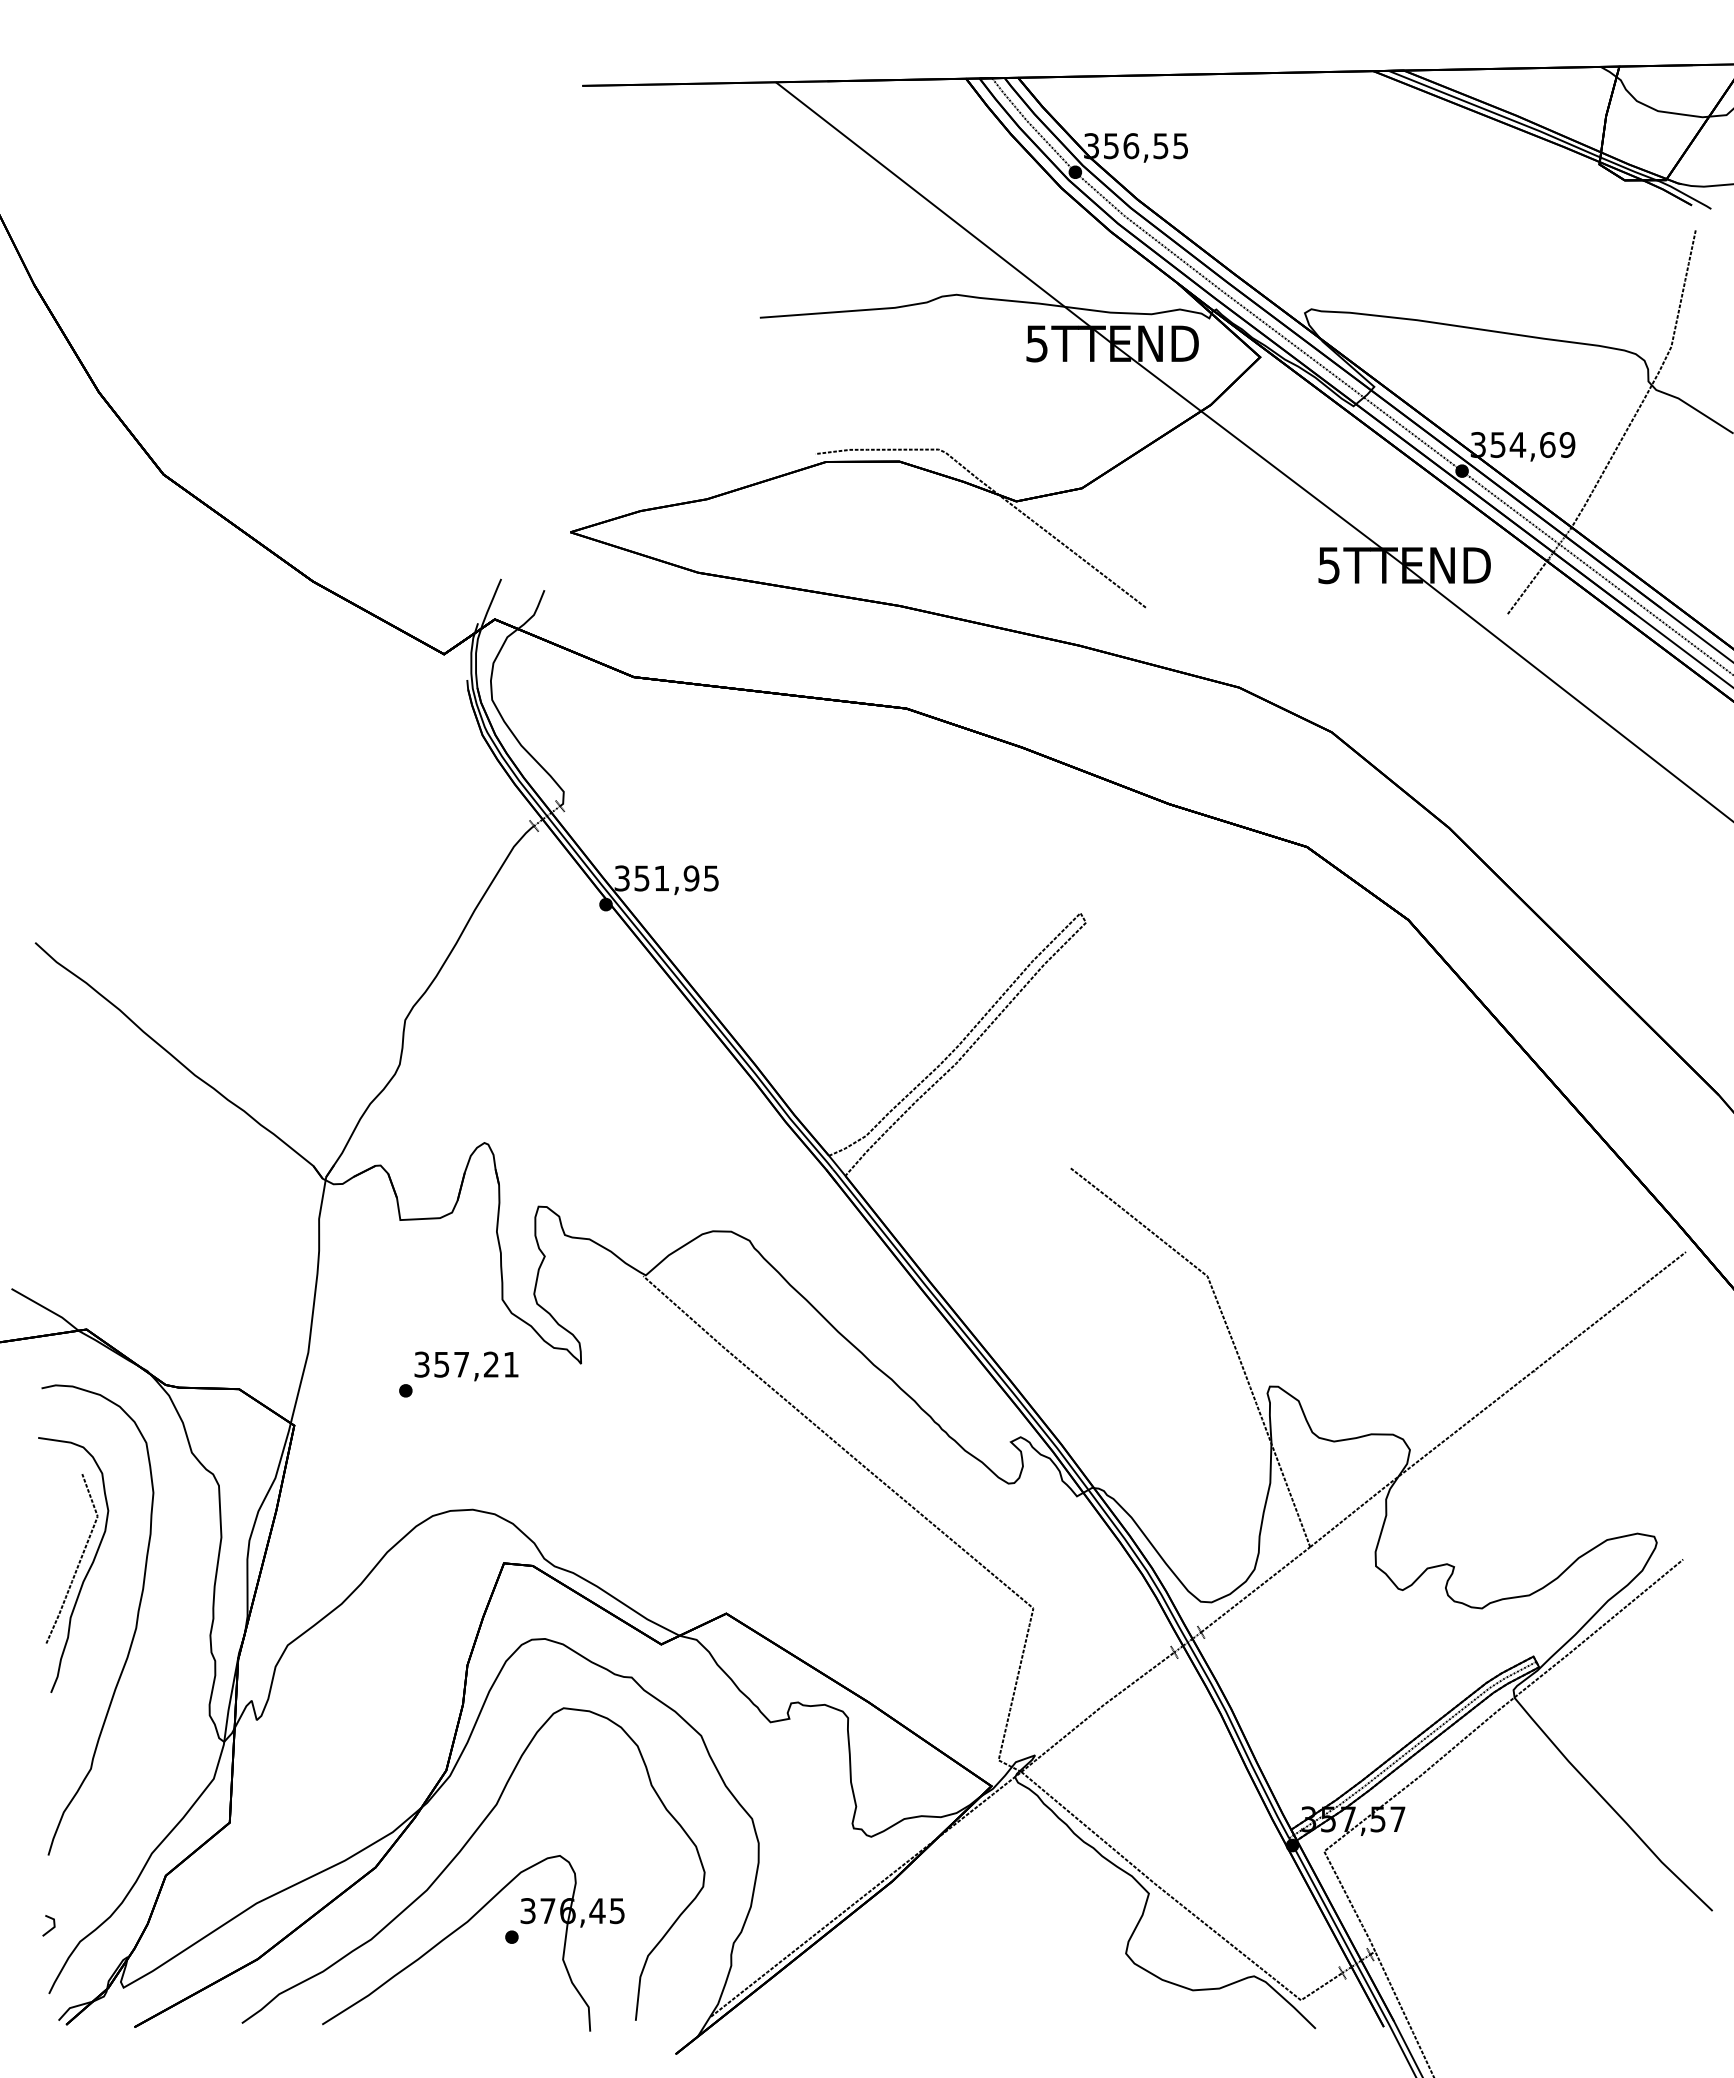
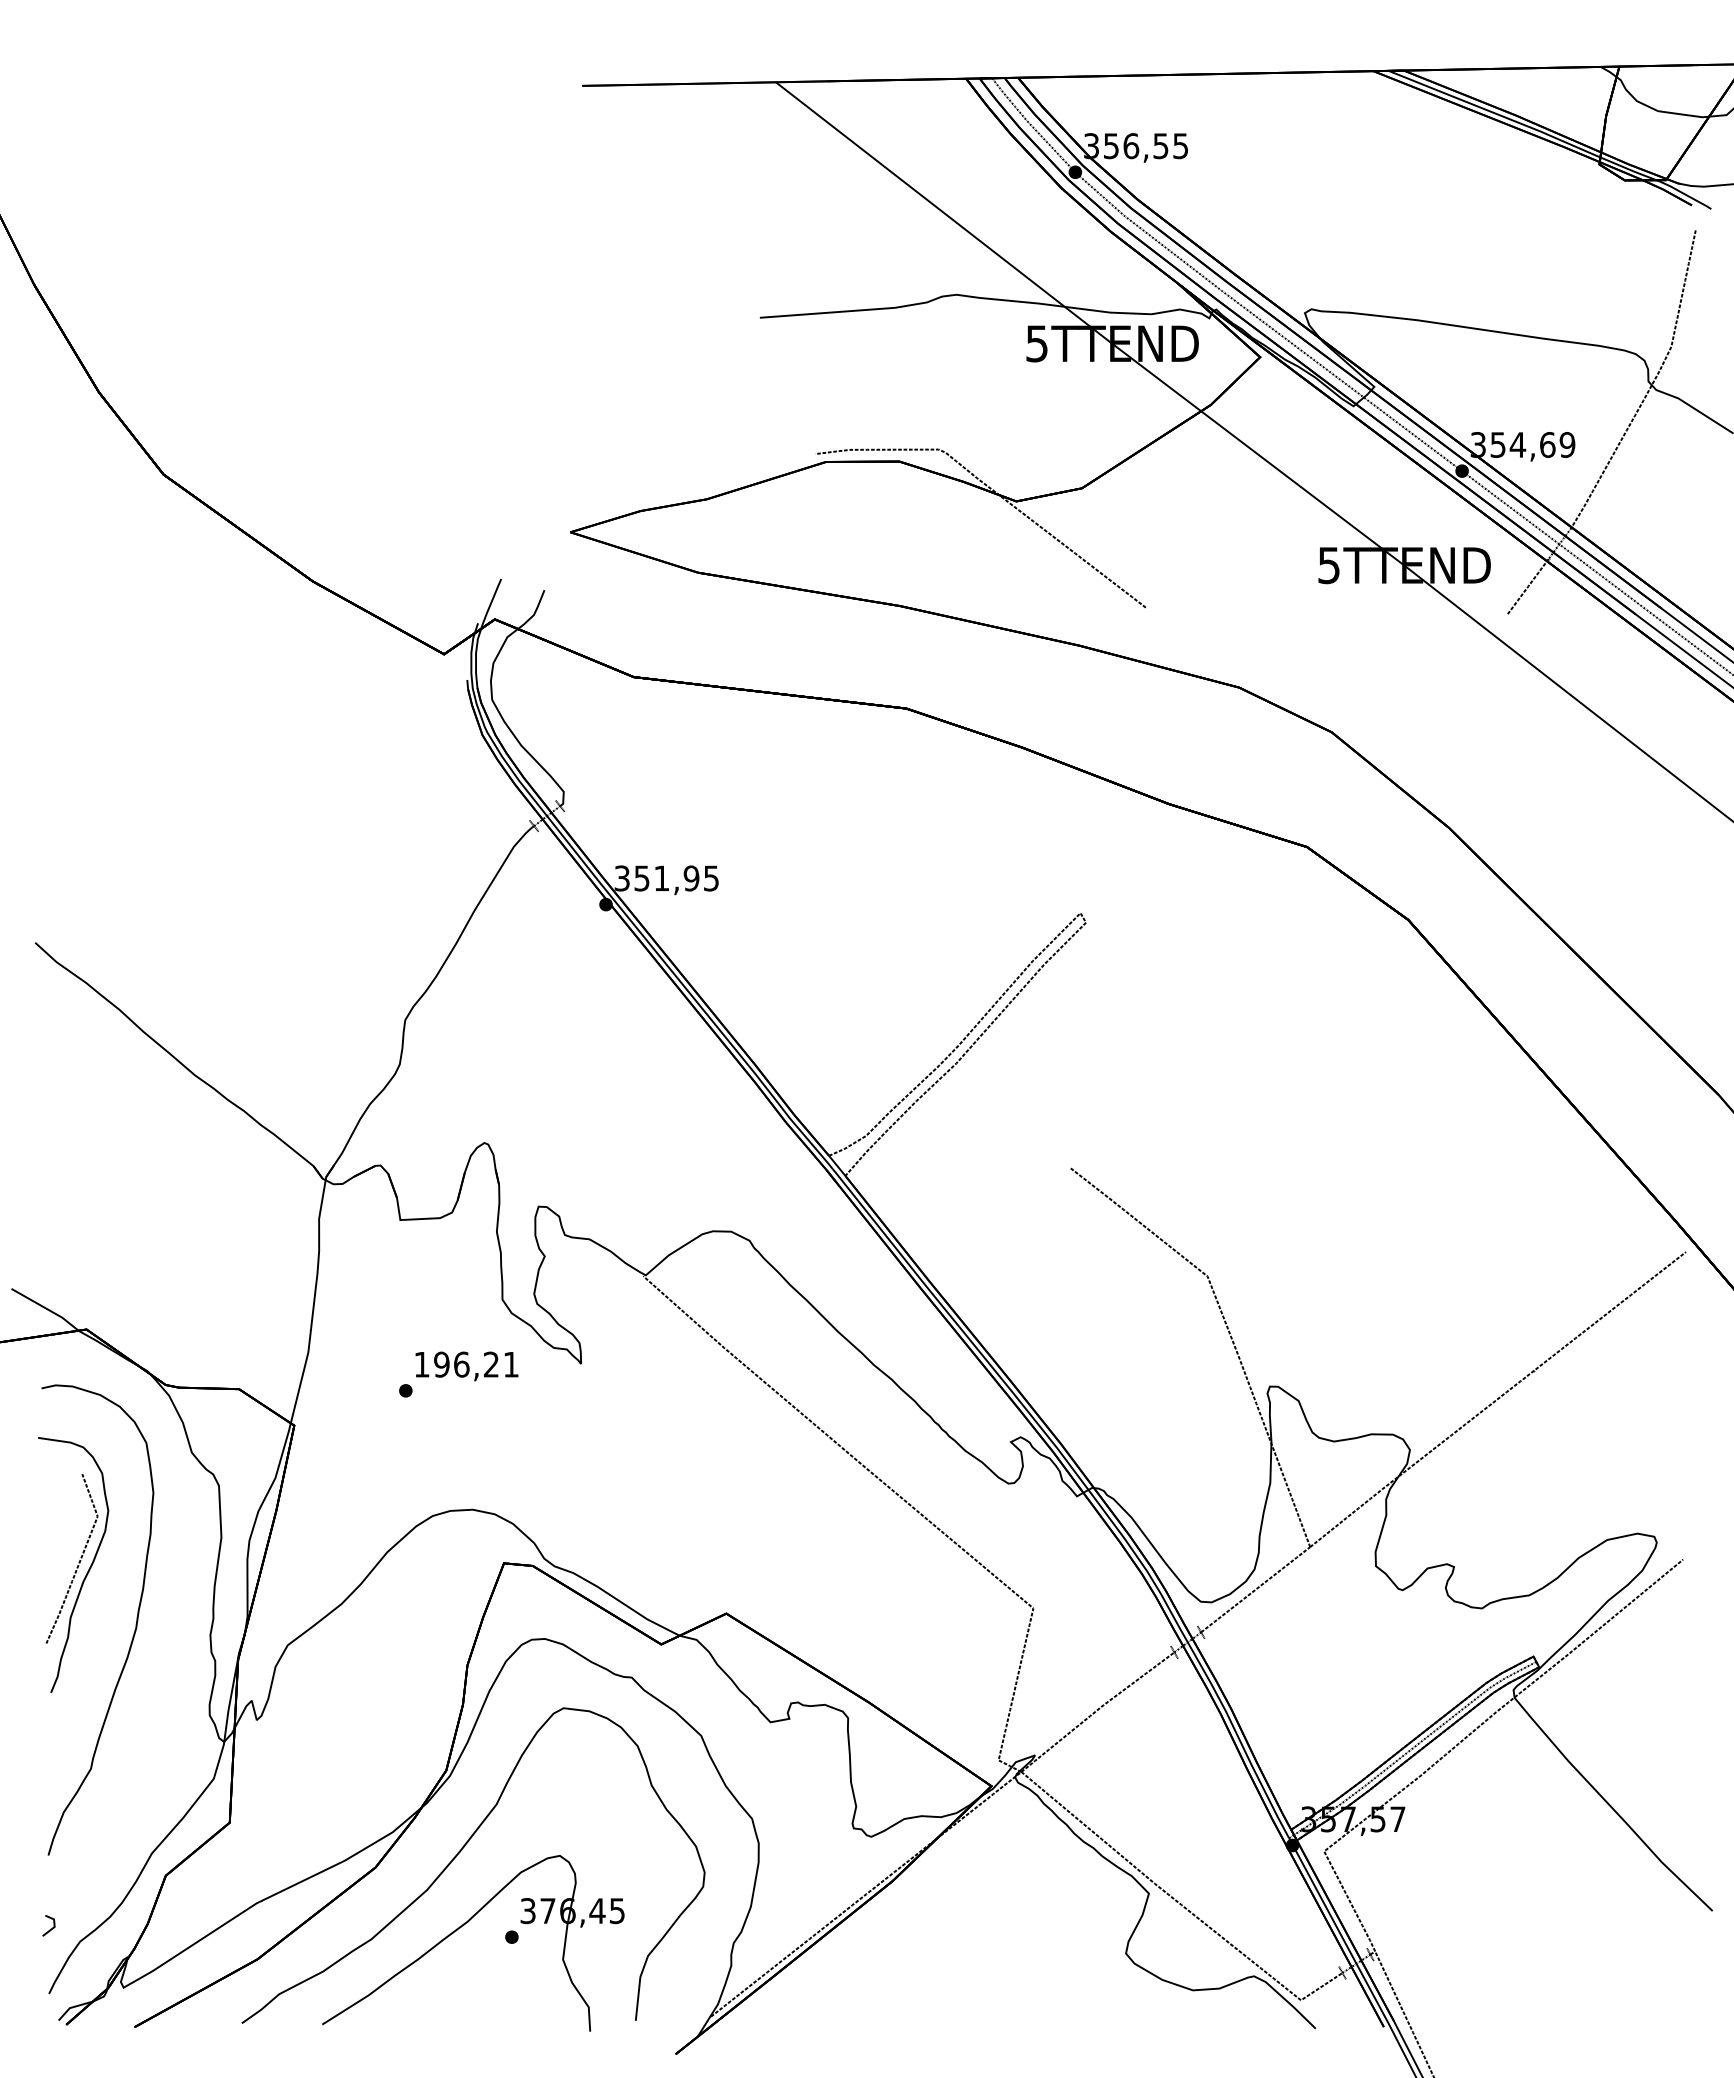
text: 357,21 -> 196,21 (441, 1364)
